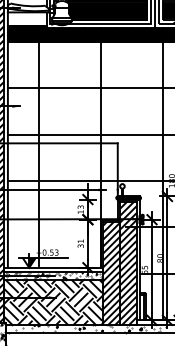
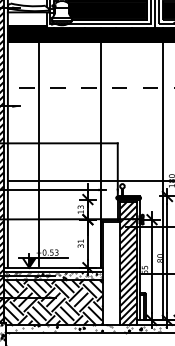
line: solid -> dashed (90, 88)
line: present -> none (89, 134)
hatch: present -> none (111, 273)
